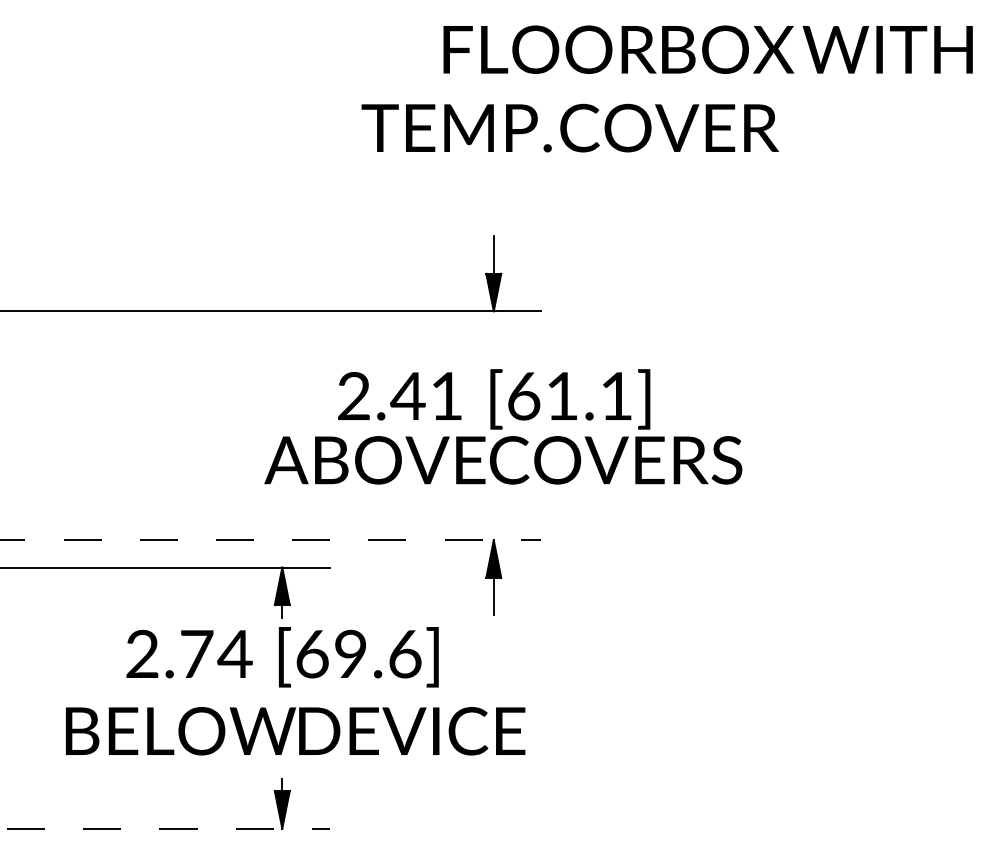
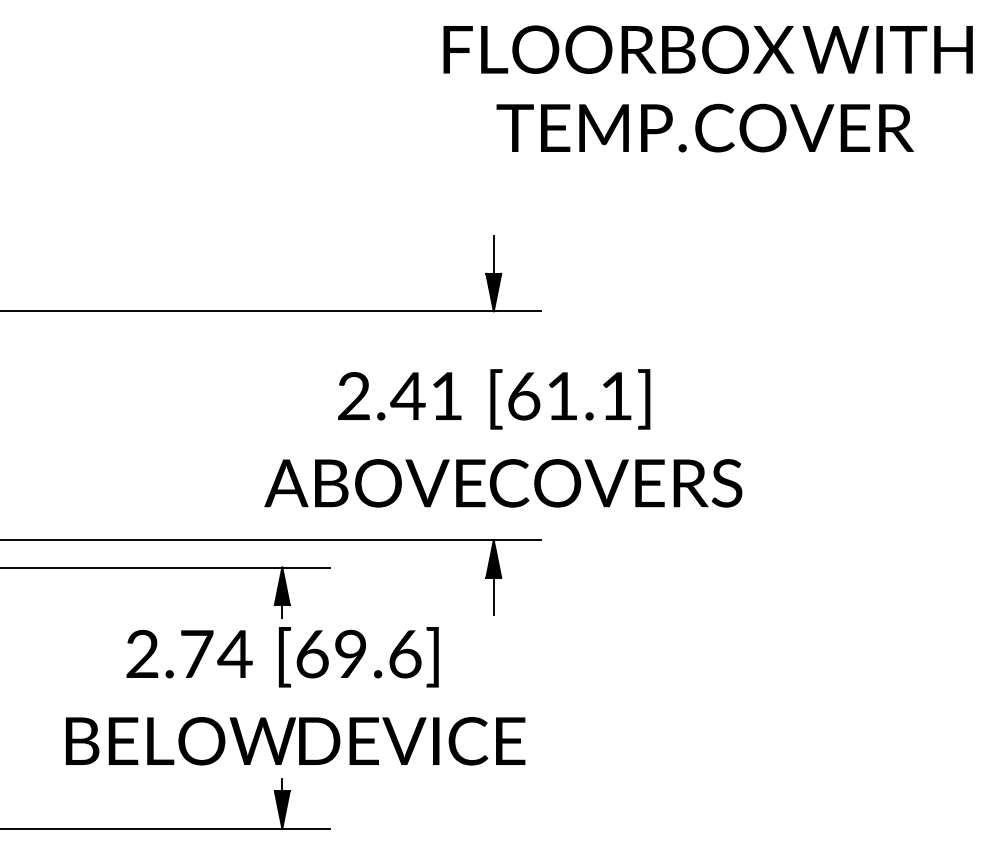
text position: (569, 127) -> (704, 127) (704, 127)
text position: (503, 460) -> (503, 483) (503, 483)
line: dashed -> solid (270, 540)
text position: (295, 731) -> (295, 741) (295, 741)
line: dashed -> solid (165, 828)
